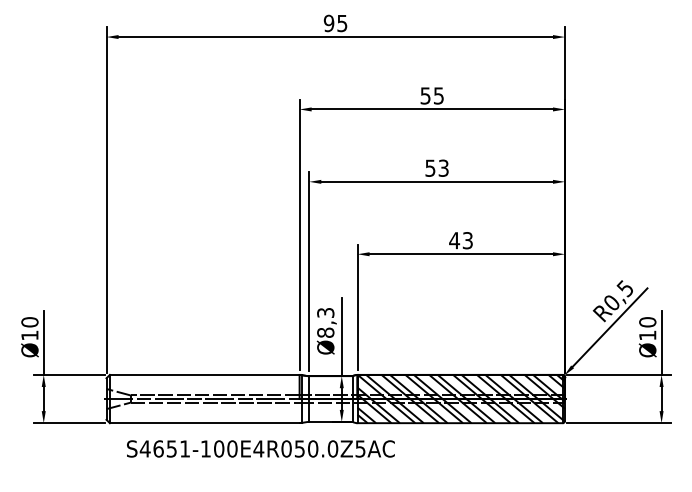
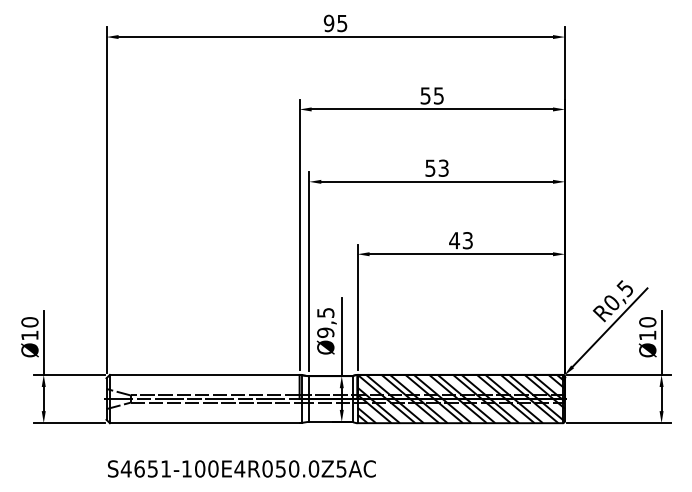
text: Ø8,3 -> Ø9,5 (325, 323)
text position: (260, 448) -> (241, 468) (241, 468)
